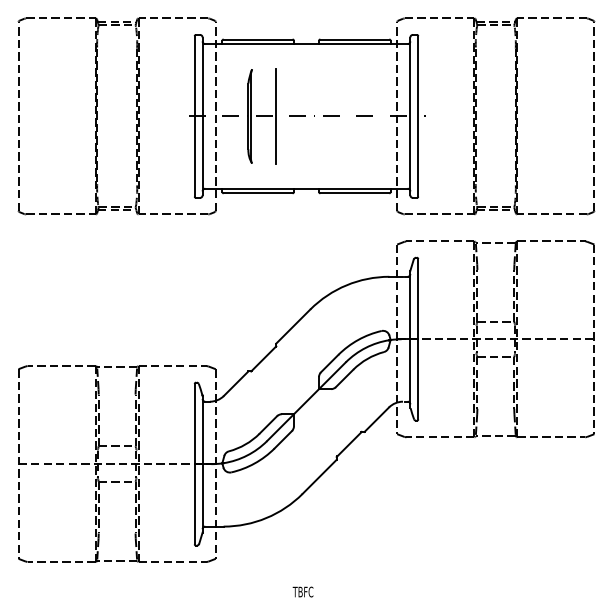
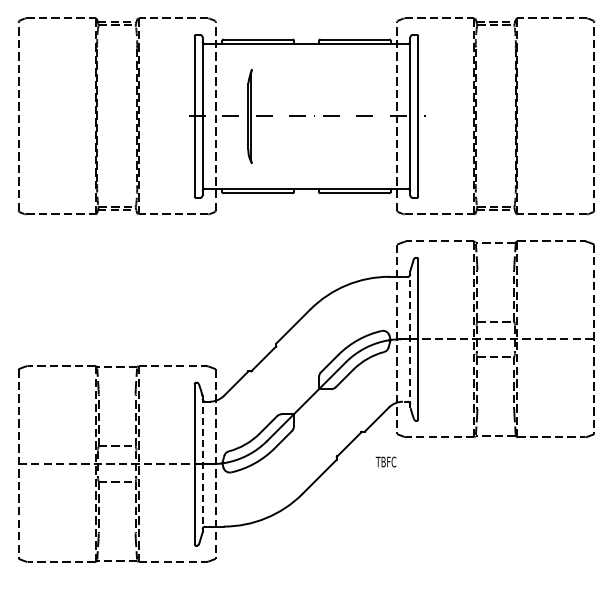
line: present -> none (276, 116)
line: solid -> dashed (410, 338)
line: solid -> dashed (202, 464)
text position: (302, 591) -> (385, 461) (385, 461)
